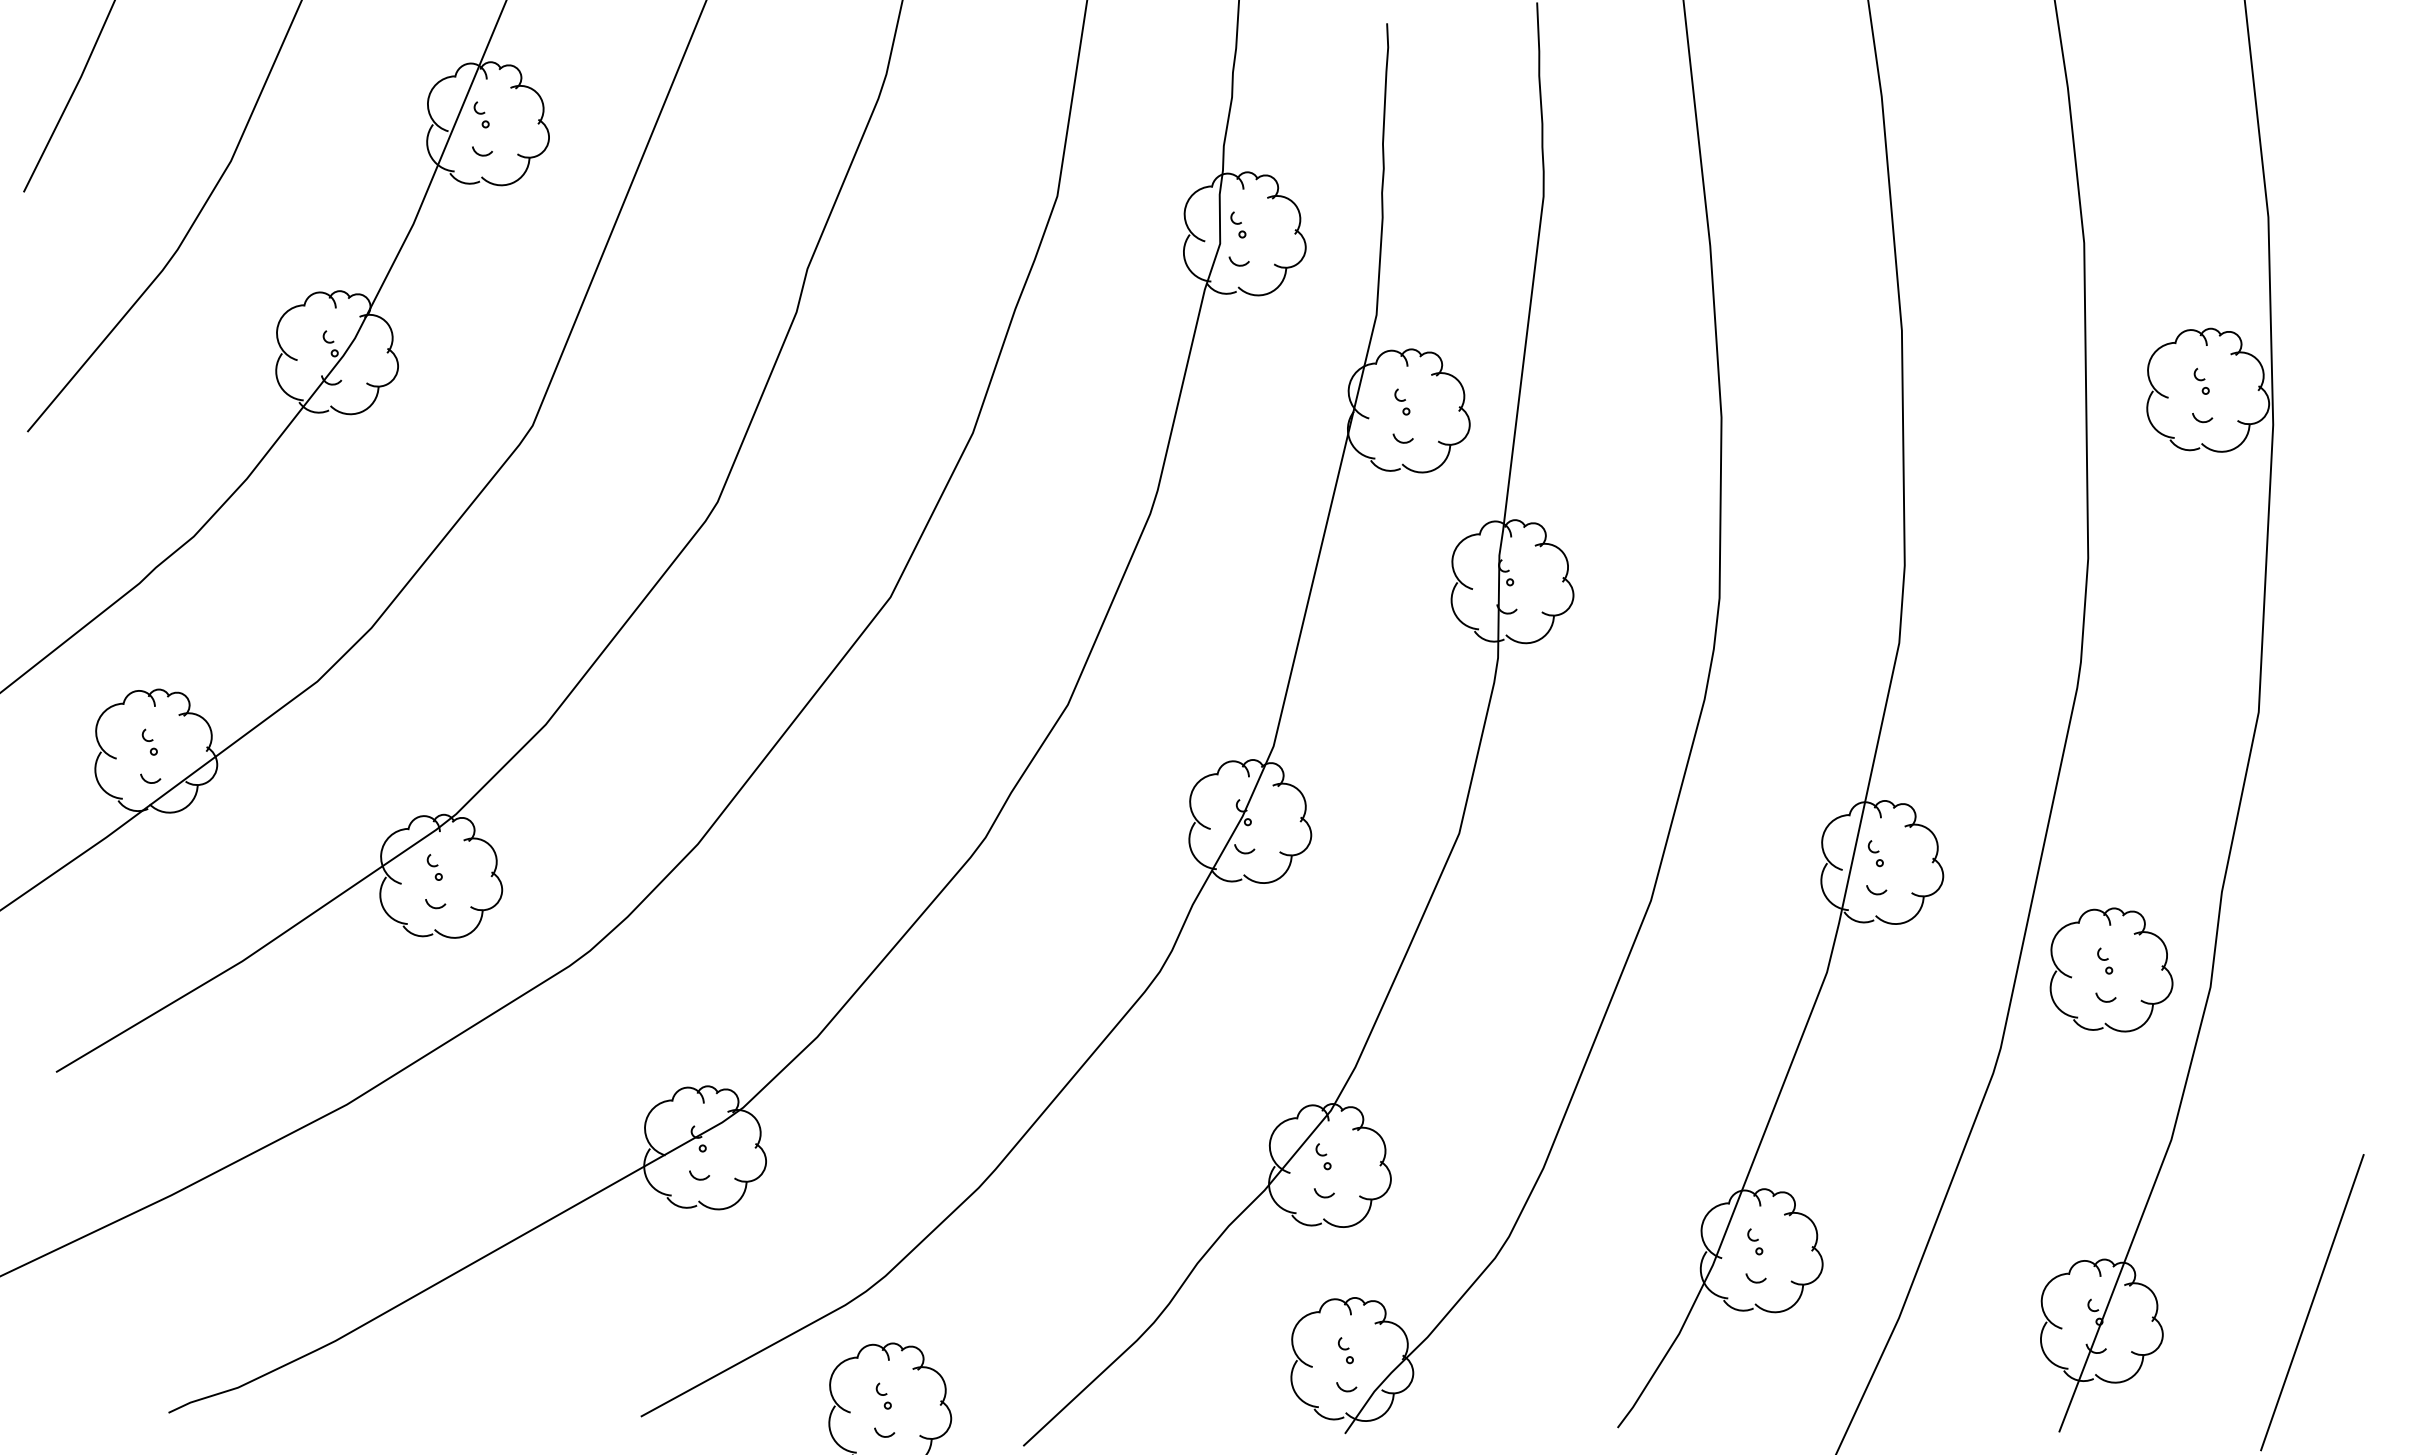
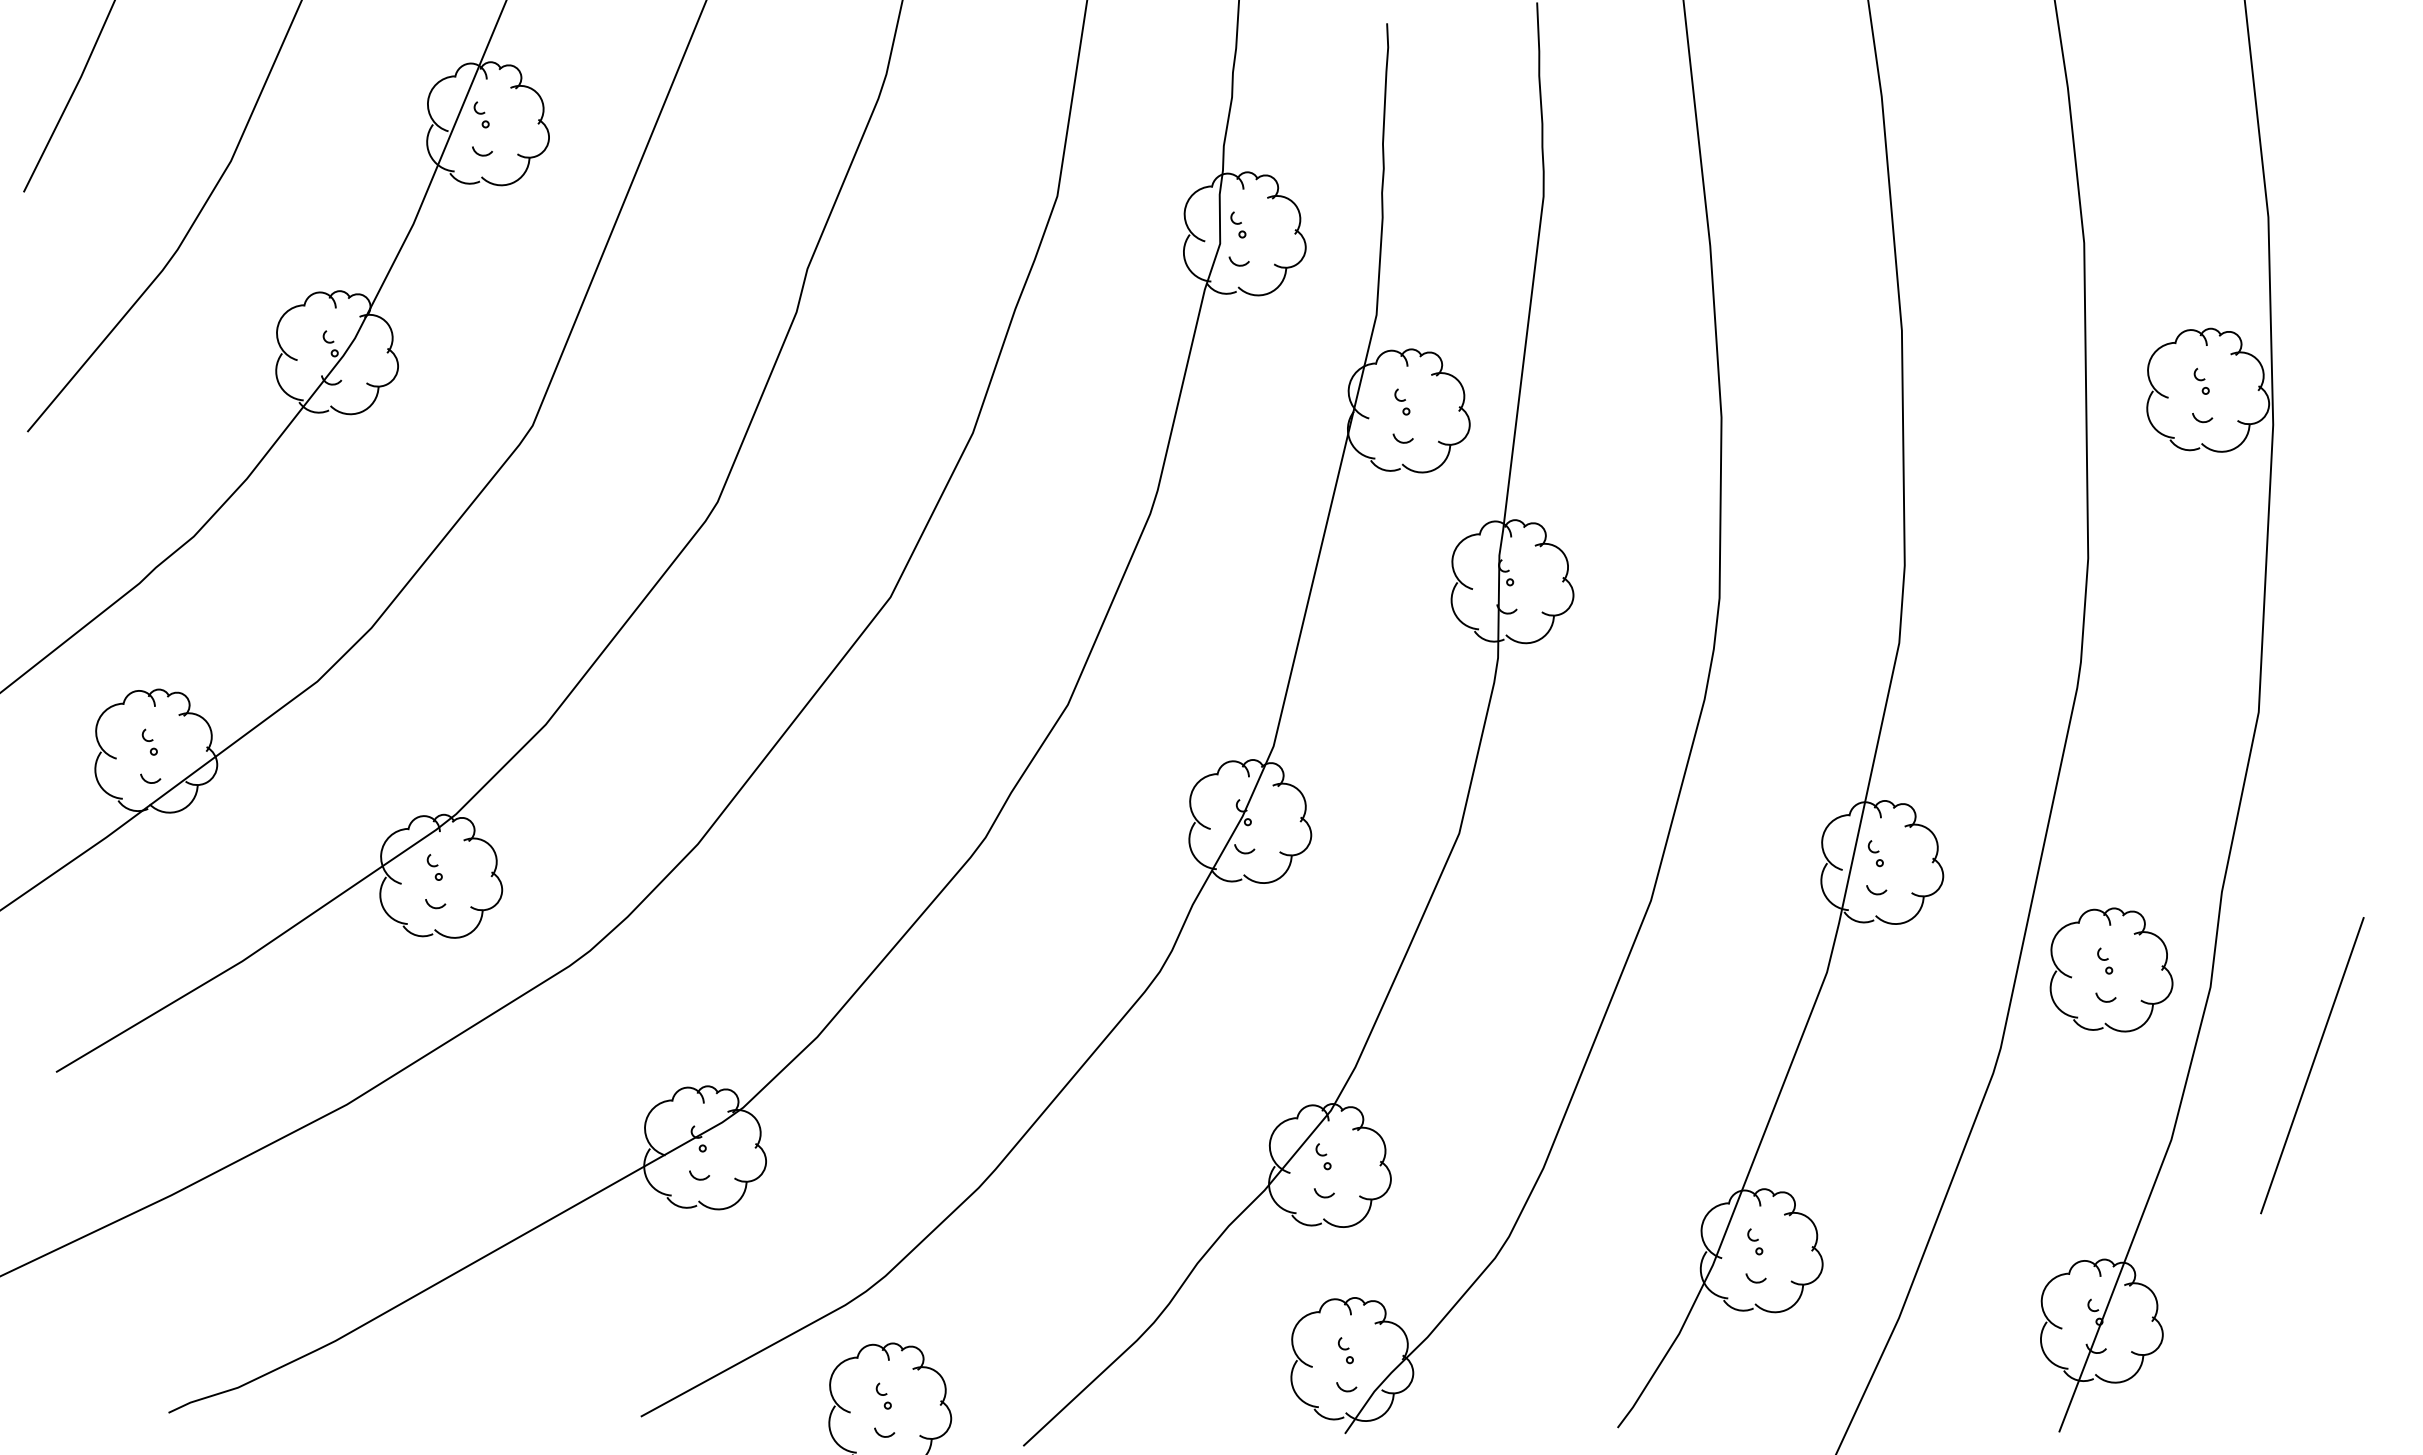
line position: (2312, 1302) -> (2312, 1065) (2312, 1065)
